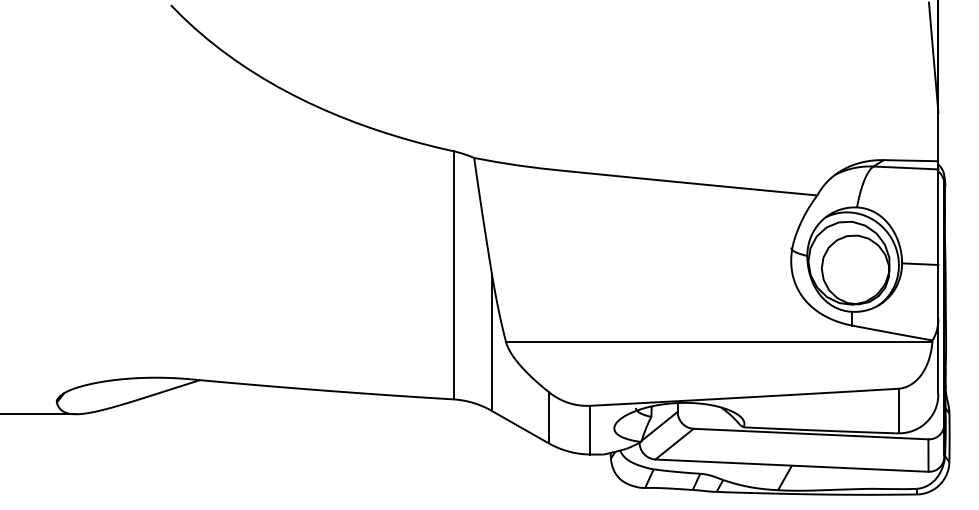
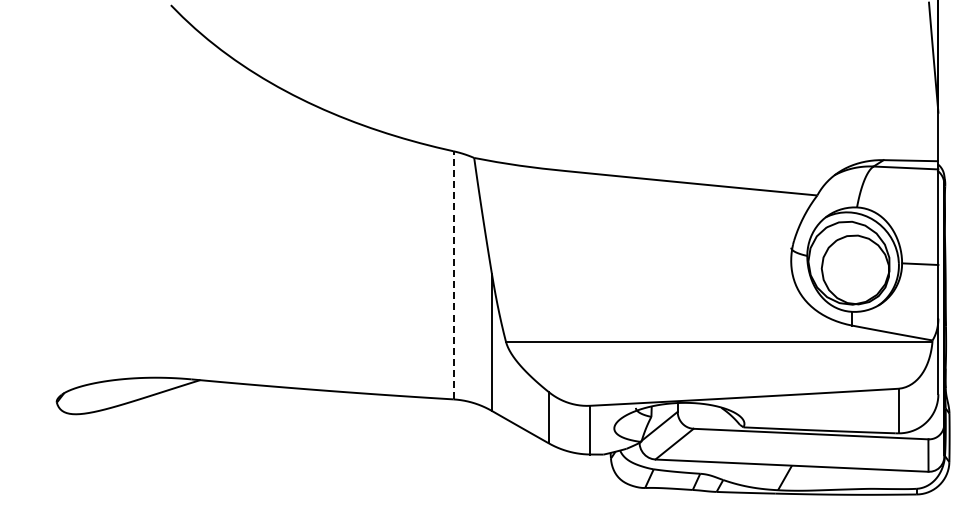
line: solid -> dashed (453, 274)
line: present -> none (39, 414)
